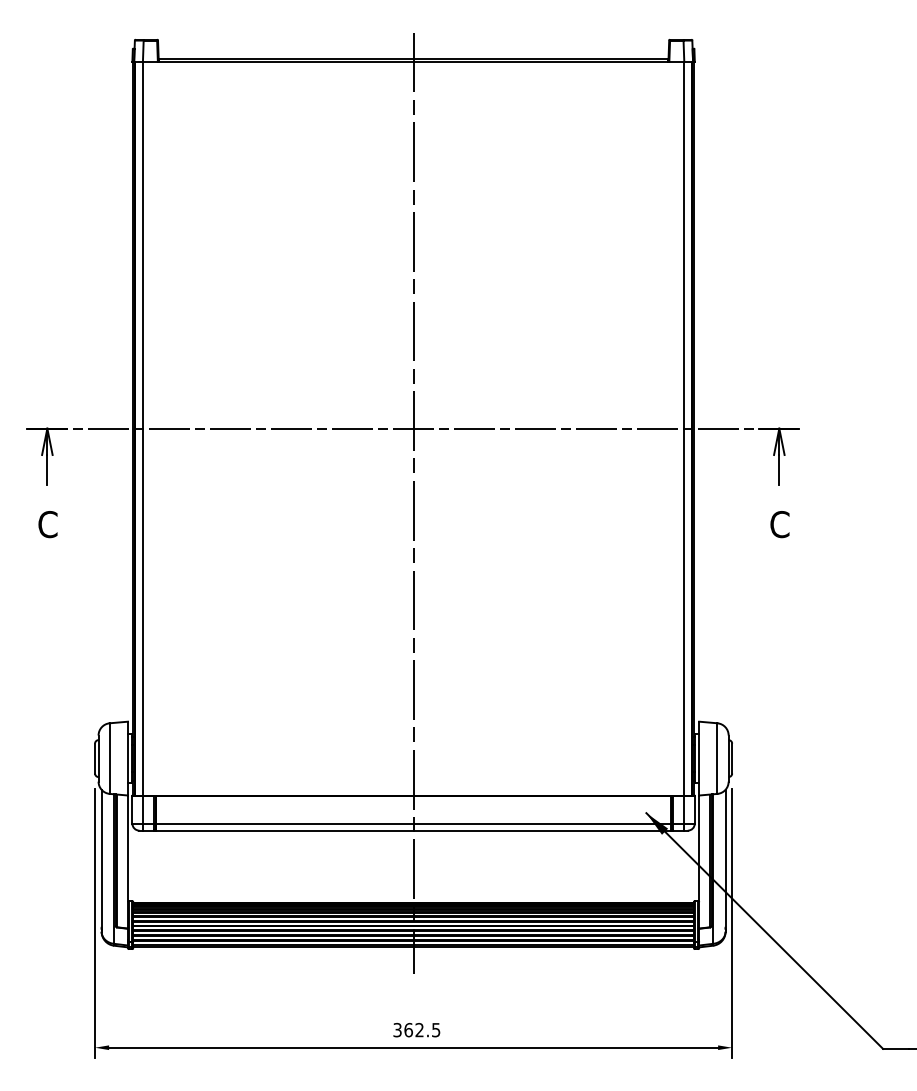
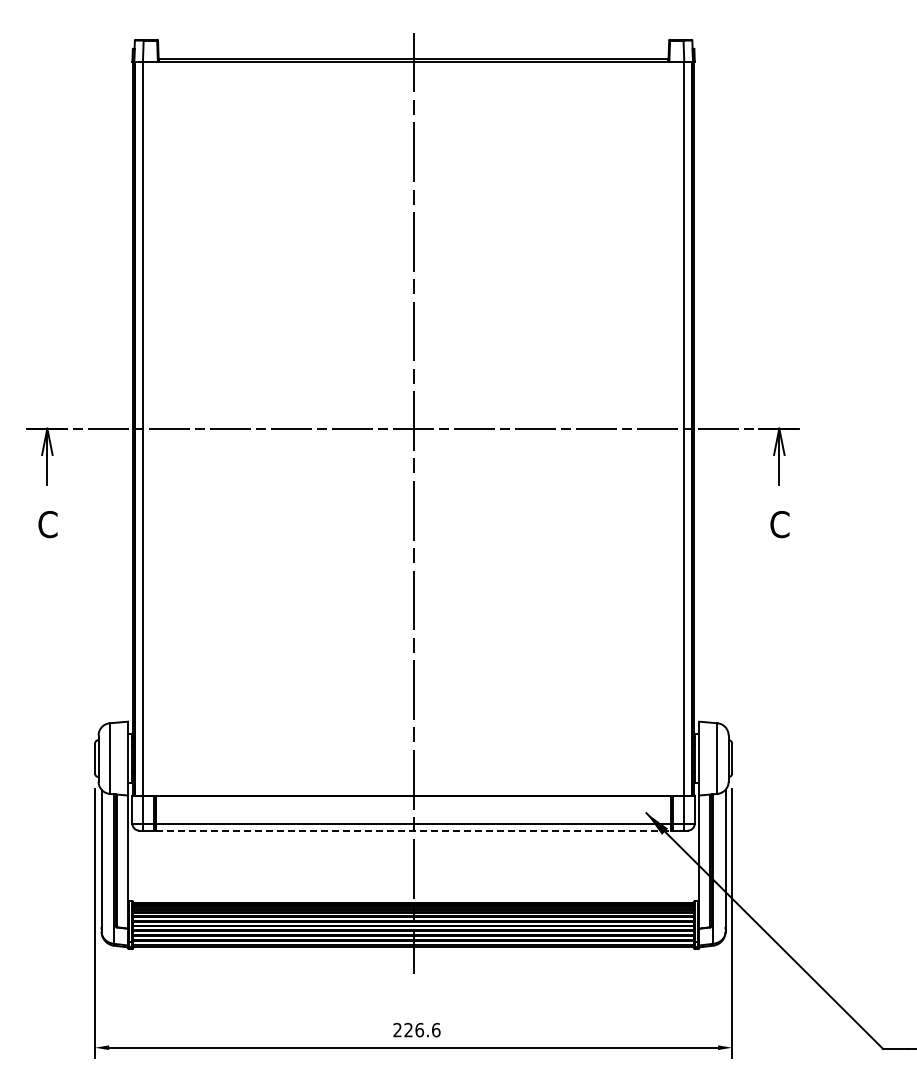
line: solid -> dashed (414, 830)
text: 362.5 -> 226.6 (416, 1029)
